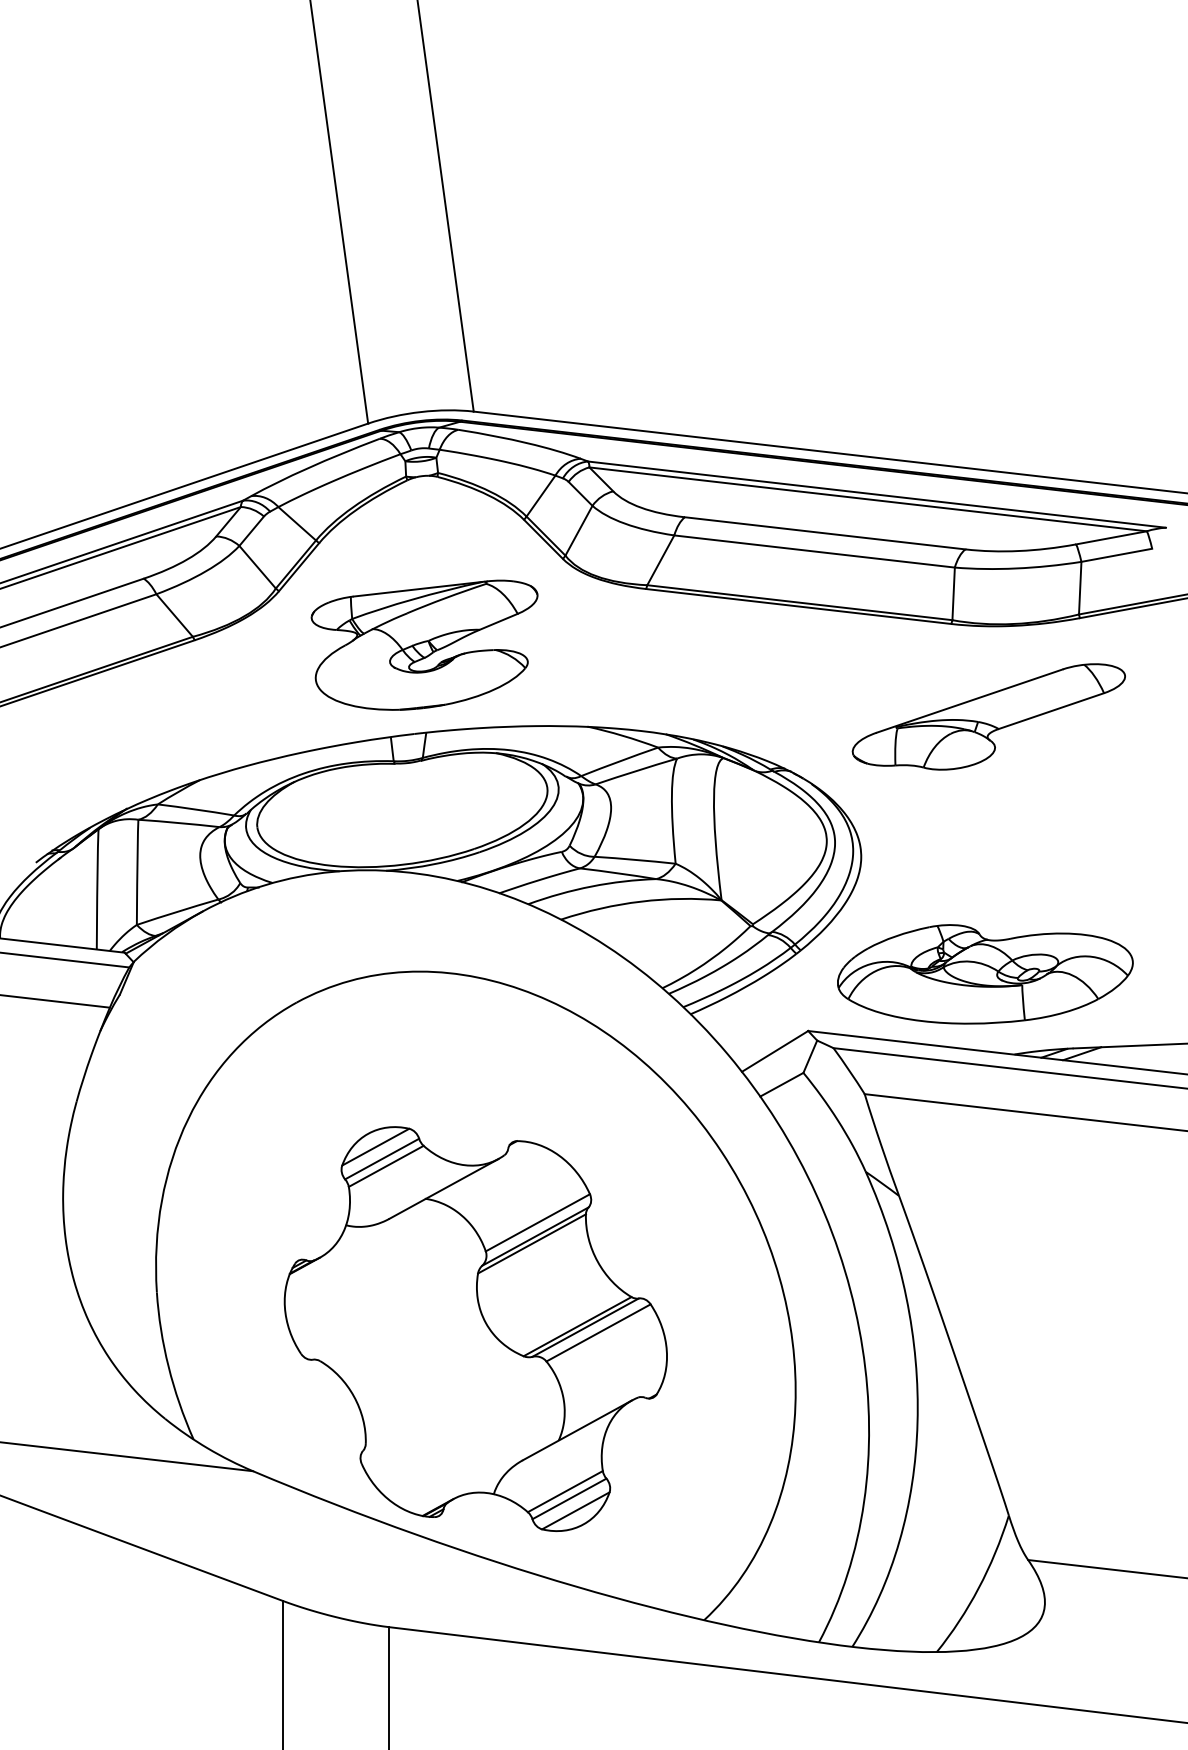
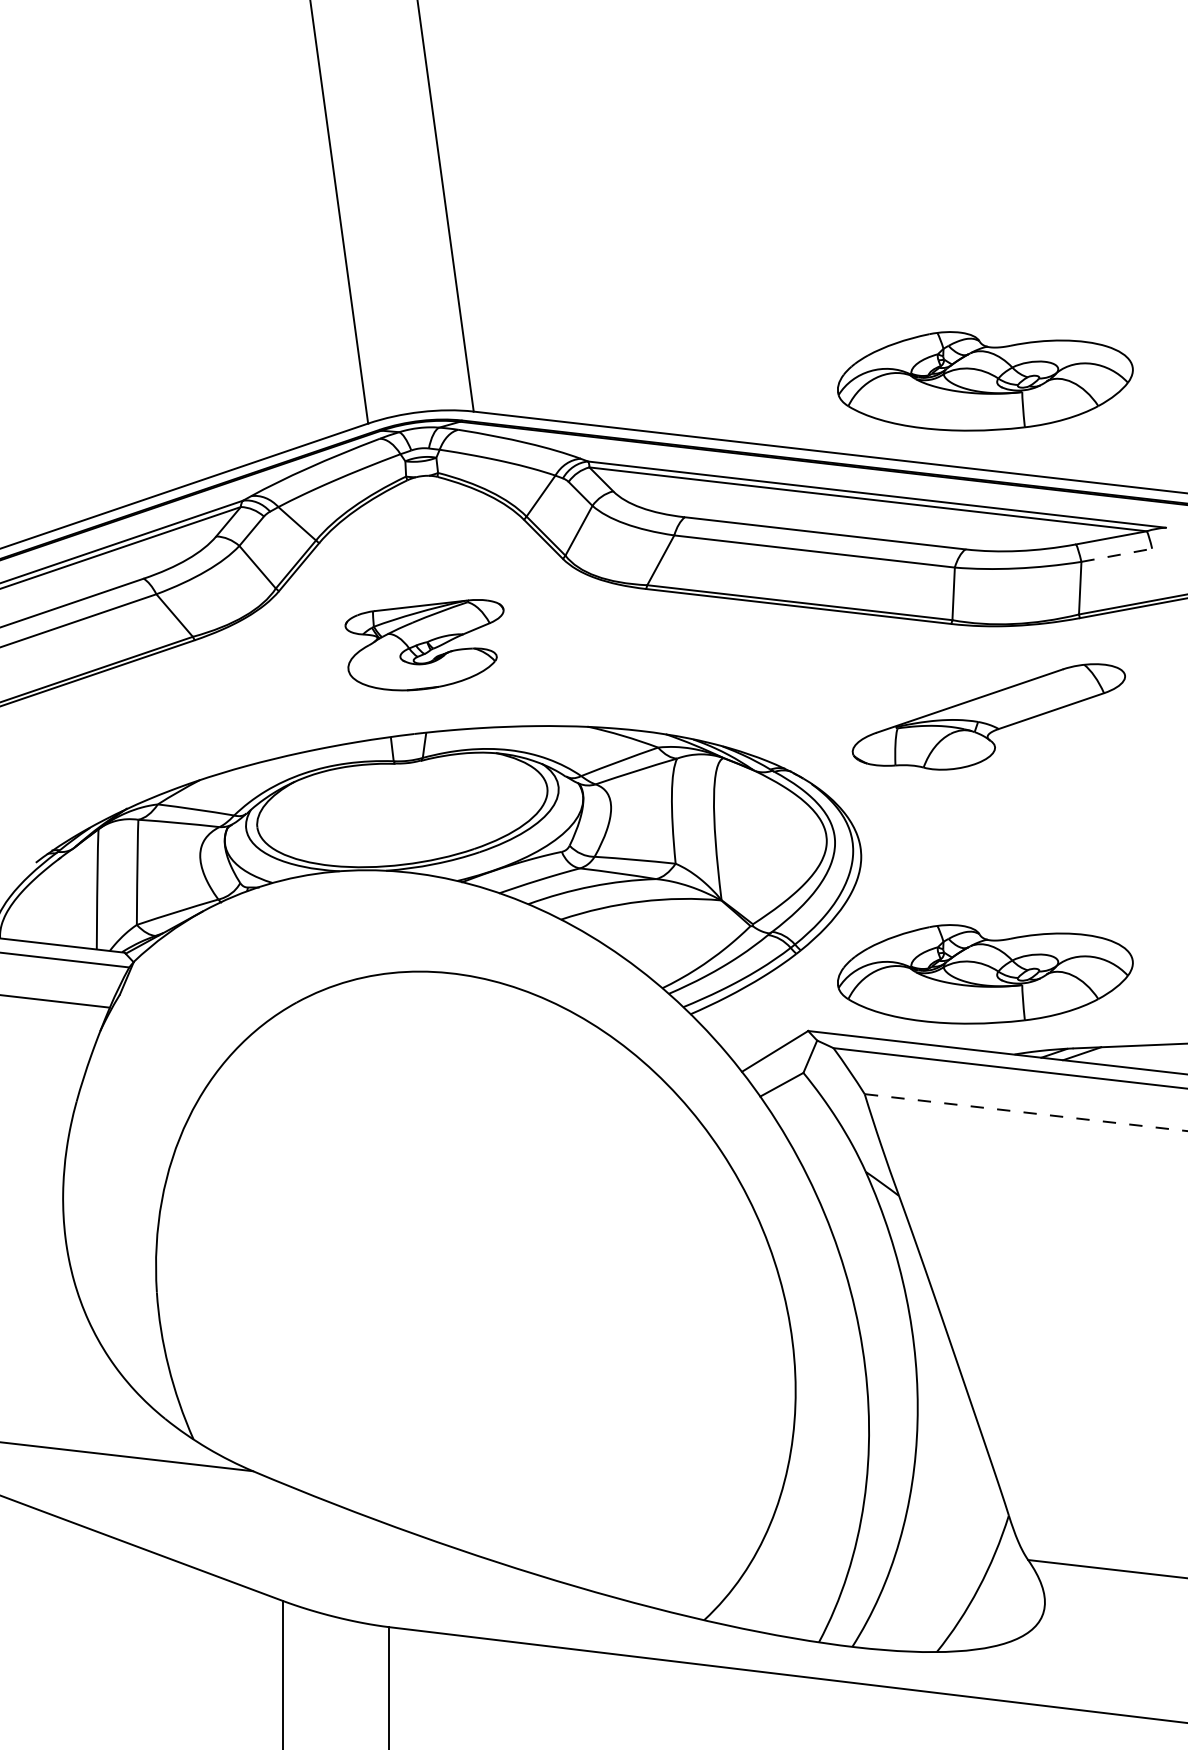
part: none -> present (985, 381)
line: solid -> dashed (1116, 555)
part size: 229x132 px -> 161x93 px (424, 645)
line: solid -> dashed (1025, 1112)
part: present -> none (475, 1328)
